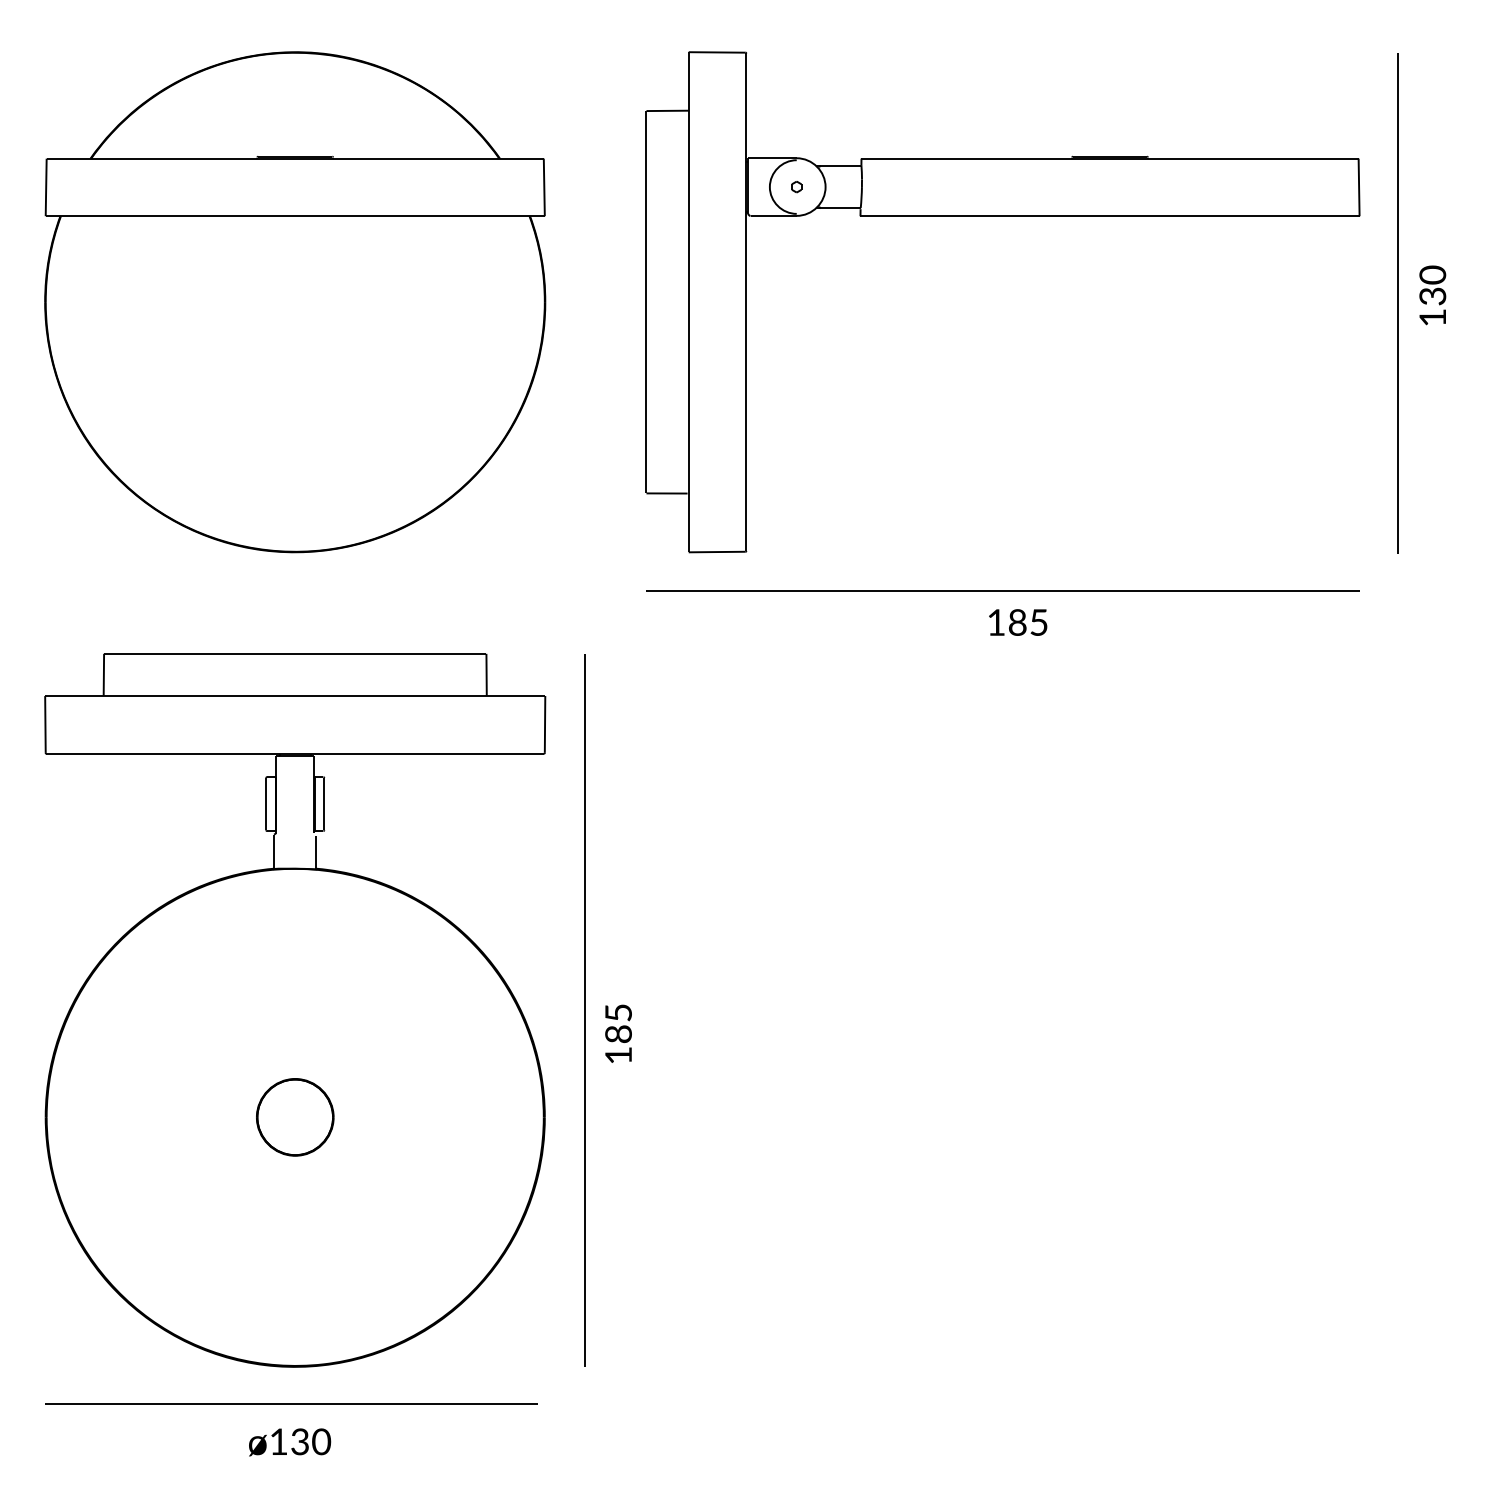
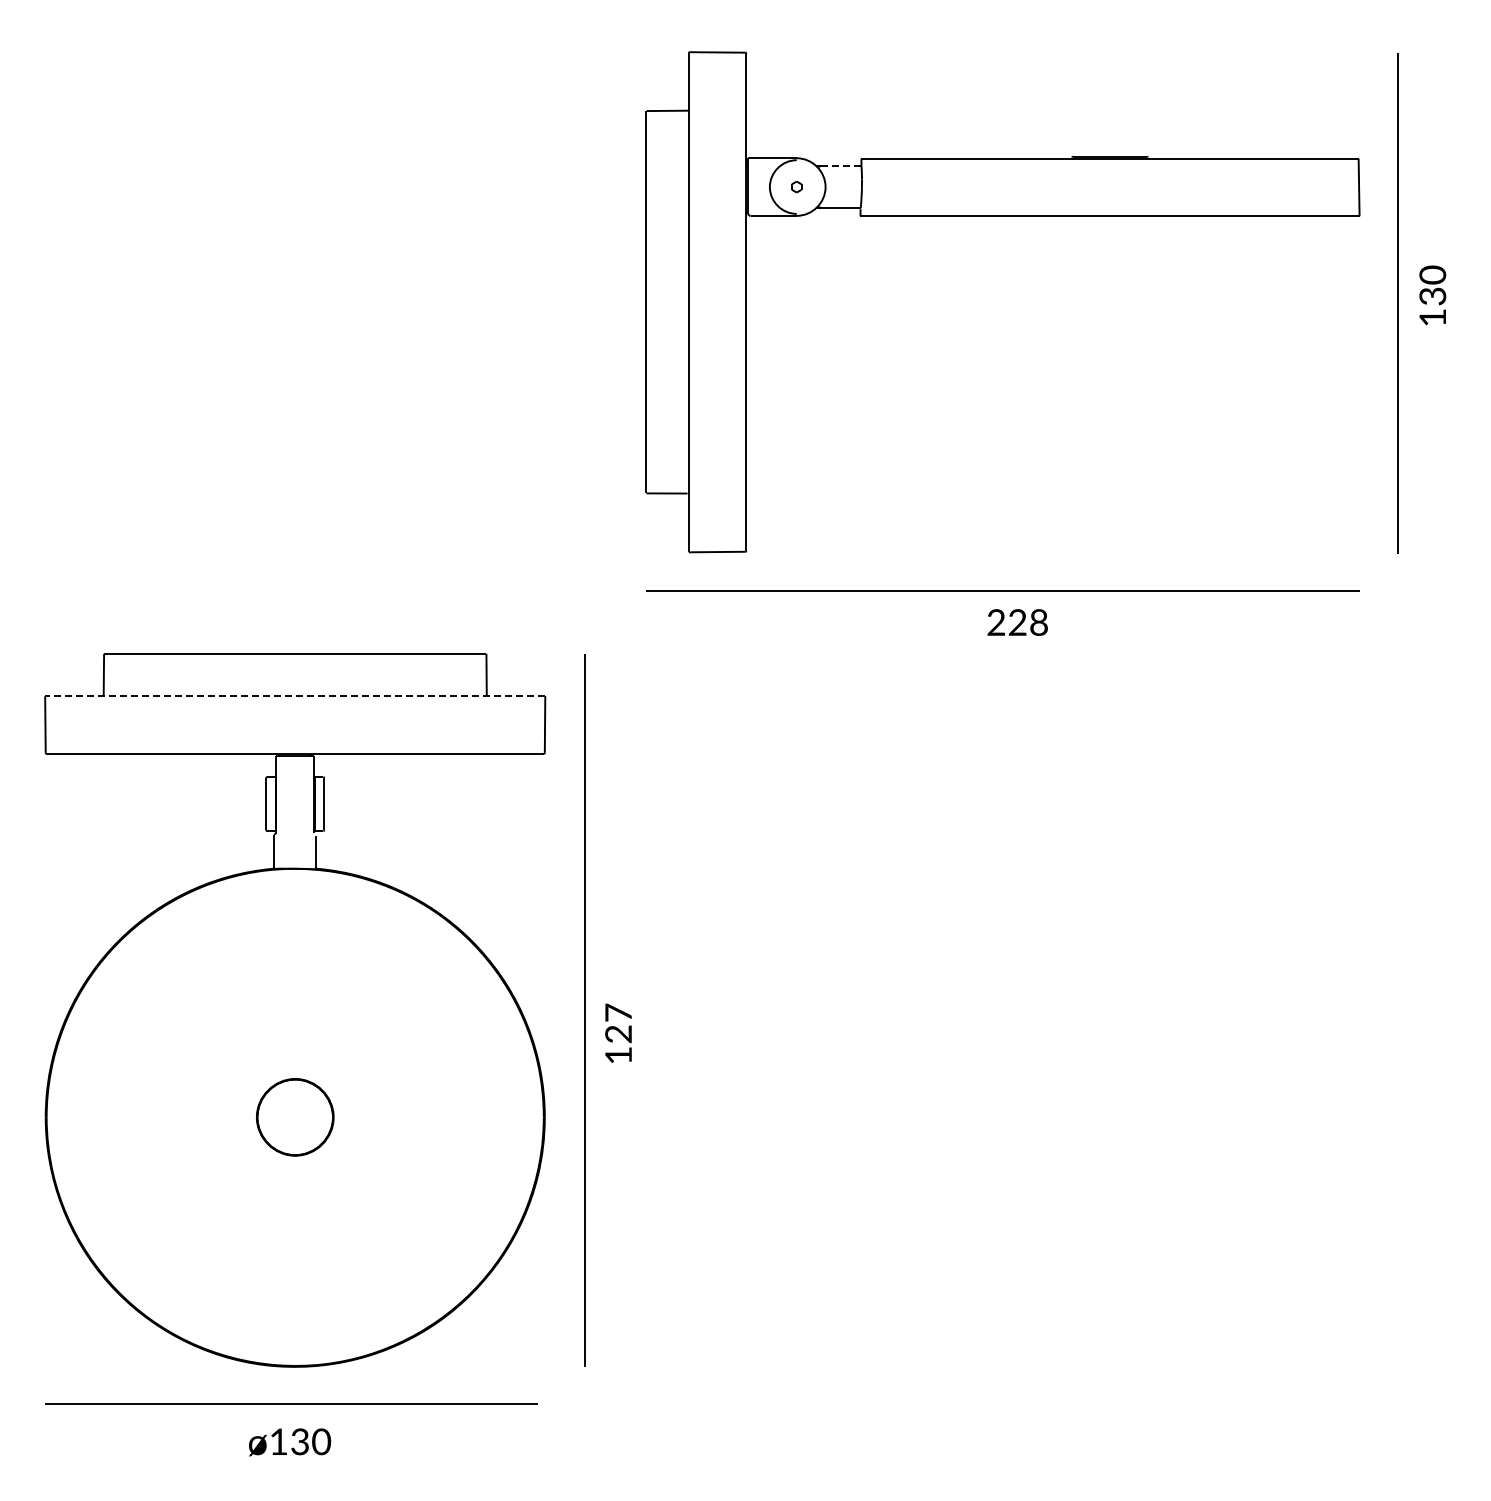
line: solid -> dashed (840, 165)
part: present -> none (295, 302)
text: 185 -> 228 (1017, 622)
line: solid -> dashed (294, 696)
text: 185 -> 127 (618, 1023)
